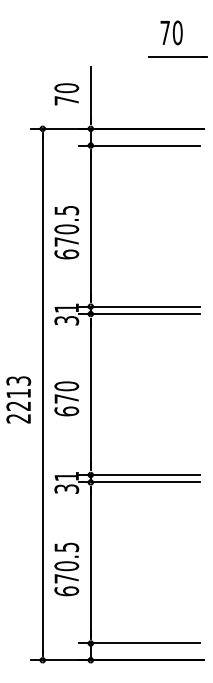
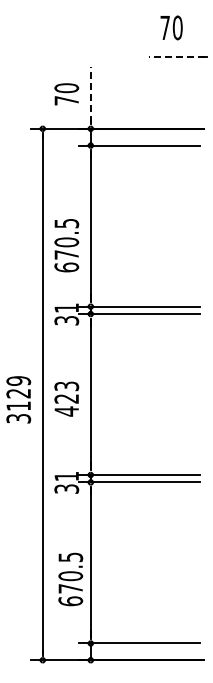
text position: (171, 32) -> (171, 27) (171, 27)
line: solid -> dashed (177, 56)
line: solid -> dashed (90, 94)
text position: (66, 232) -> (66, 245) (66, 245)
text: 670 -> 423 (66, 398)
text: 2213 -> 3129 (18, 399)
text position: (66, 569) -> (70, 579) (70, 579)
